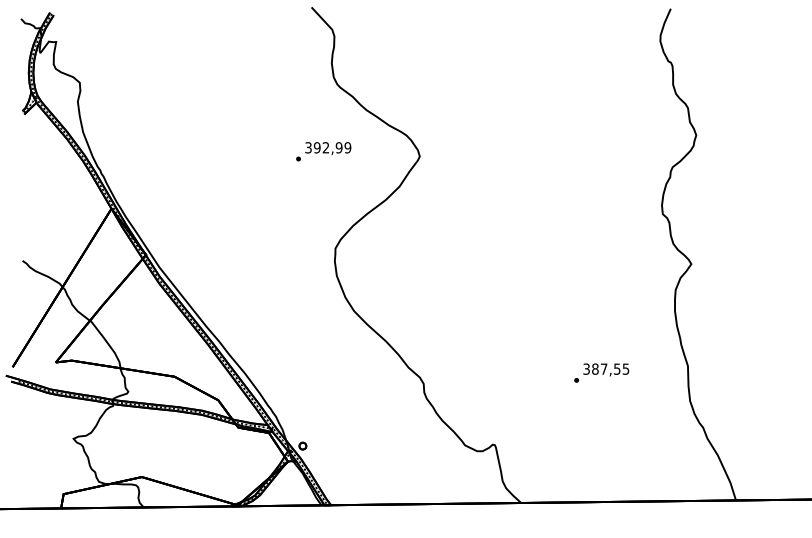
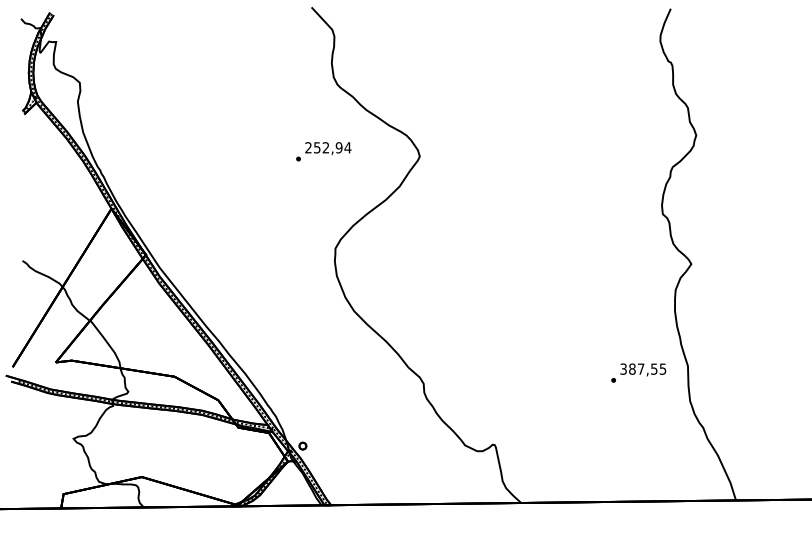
text: 392,99 -> 252,94 (328, 147)
text position: (601, 372) -> (638, 372) (638, 372)
